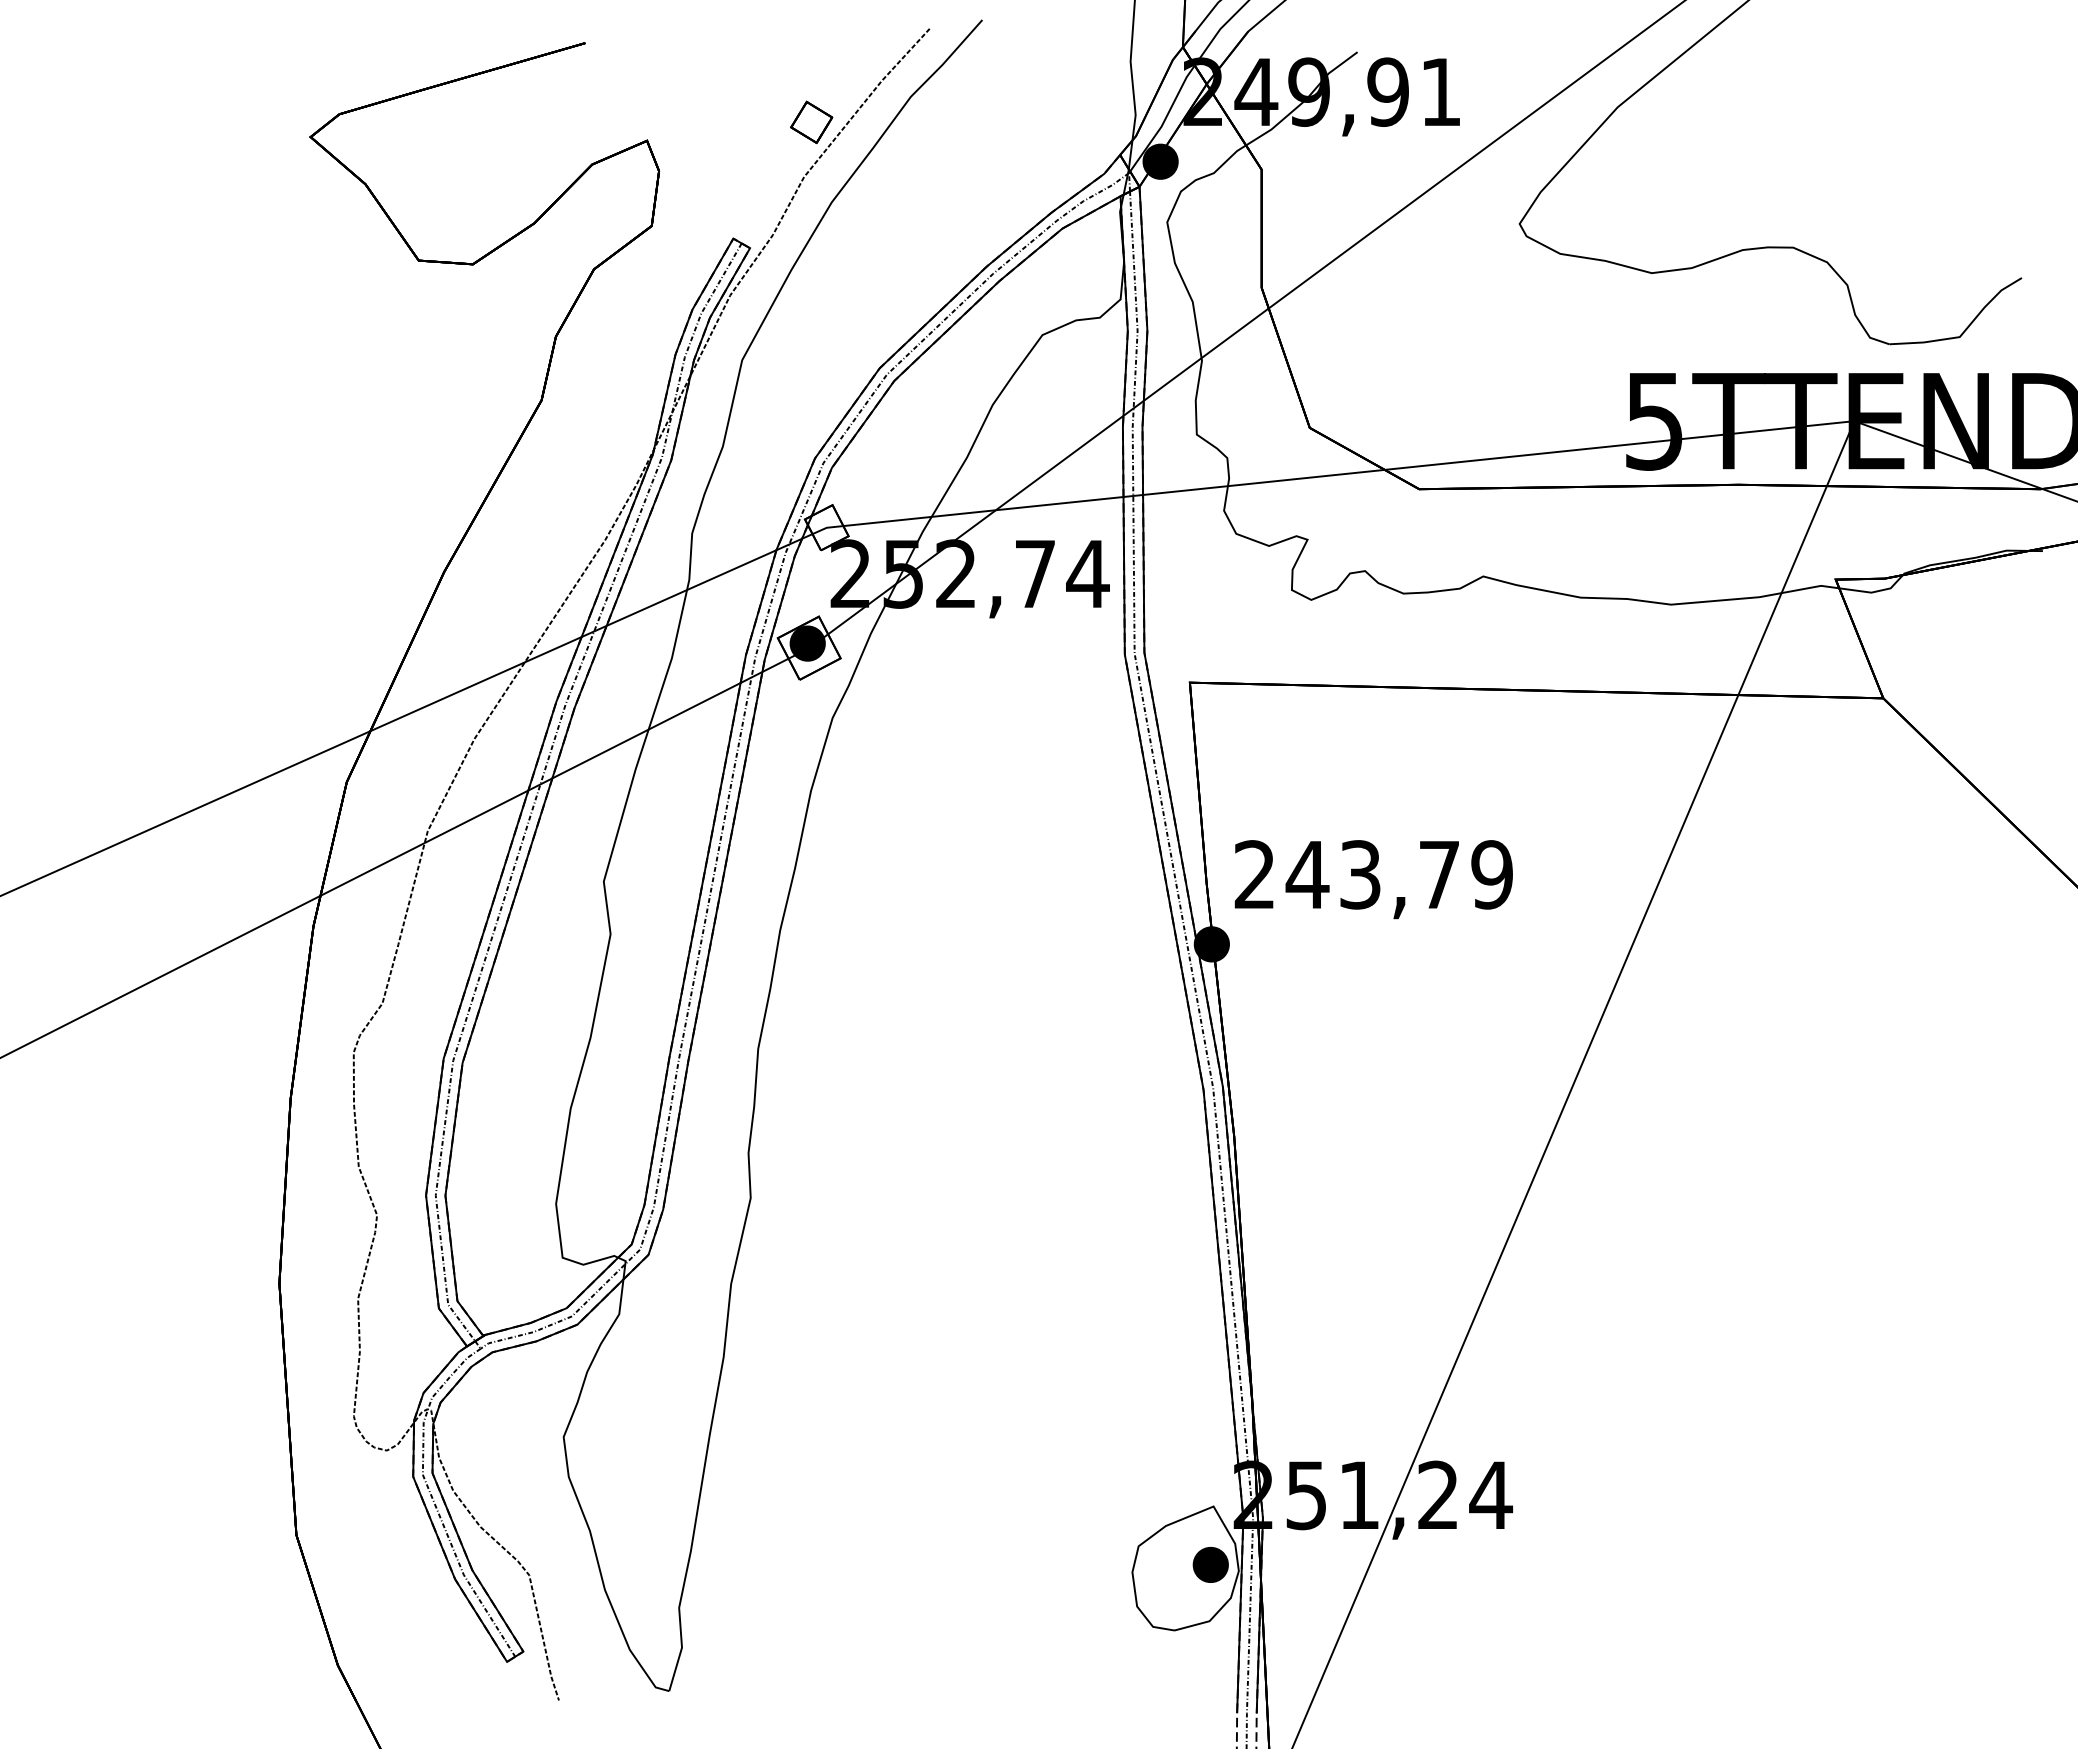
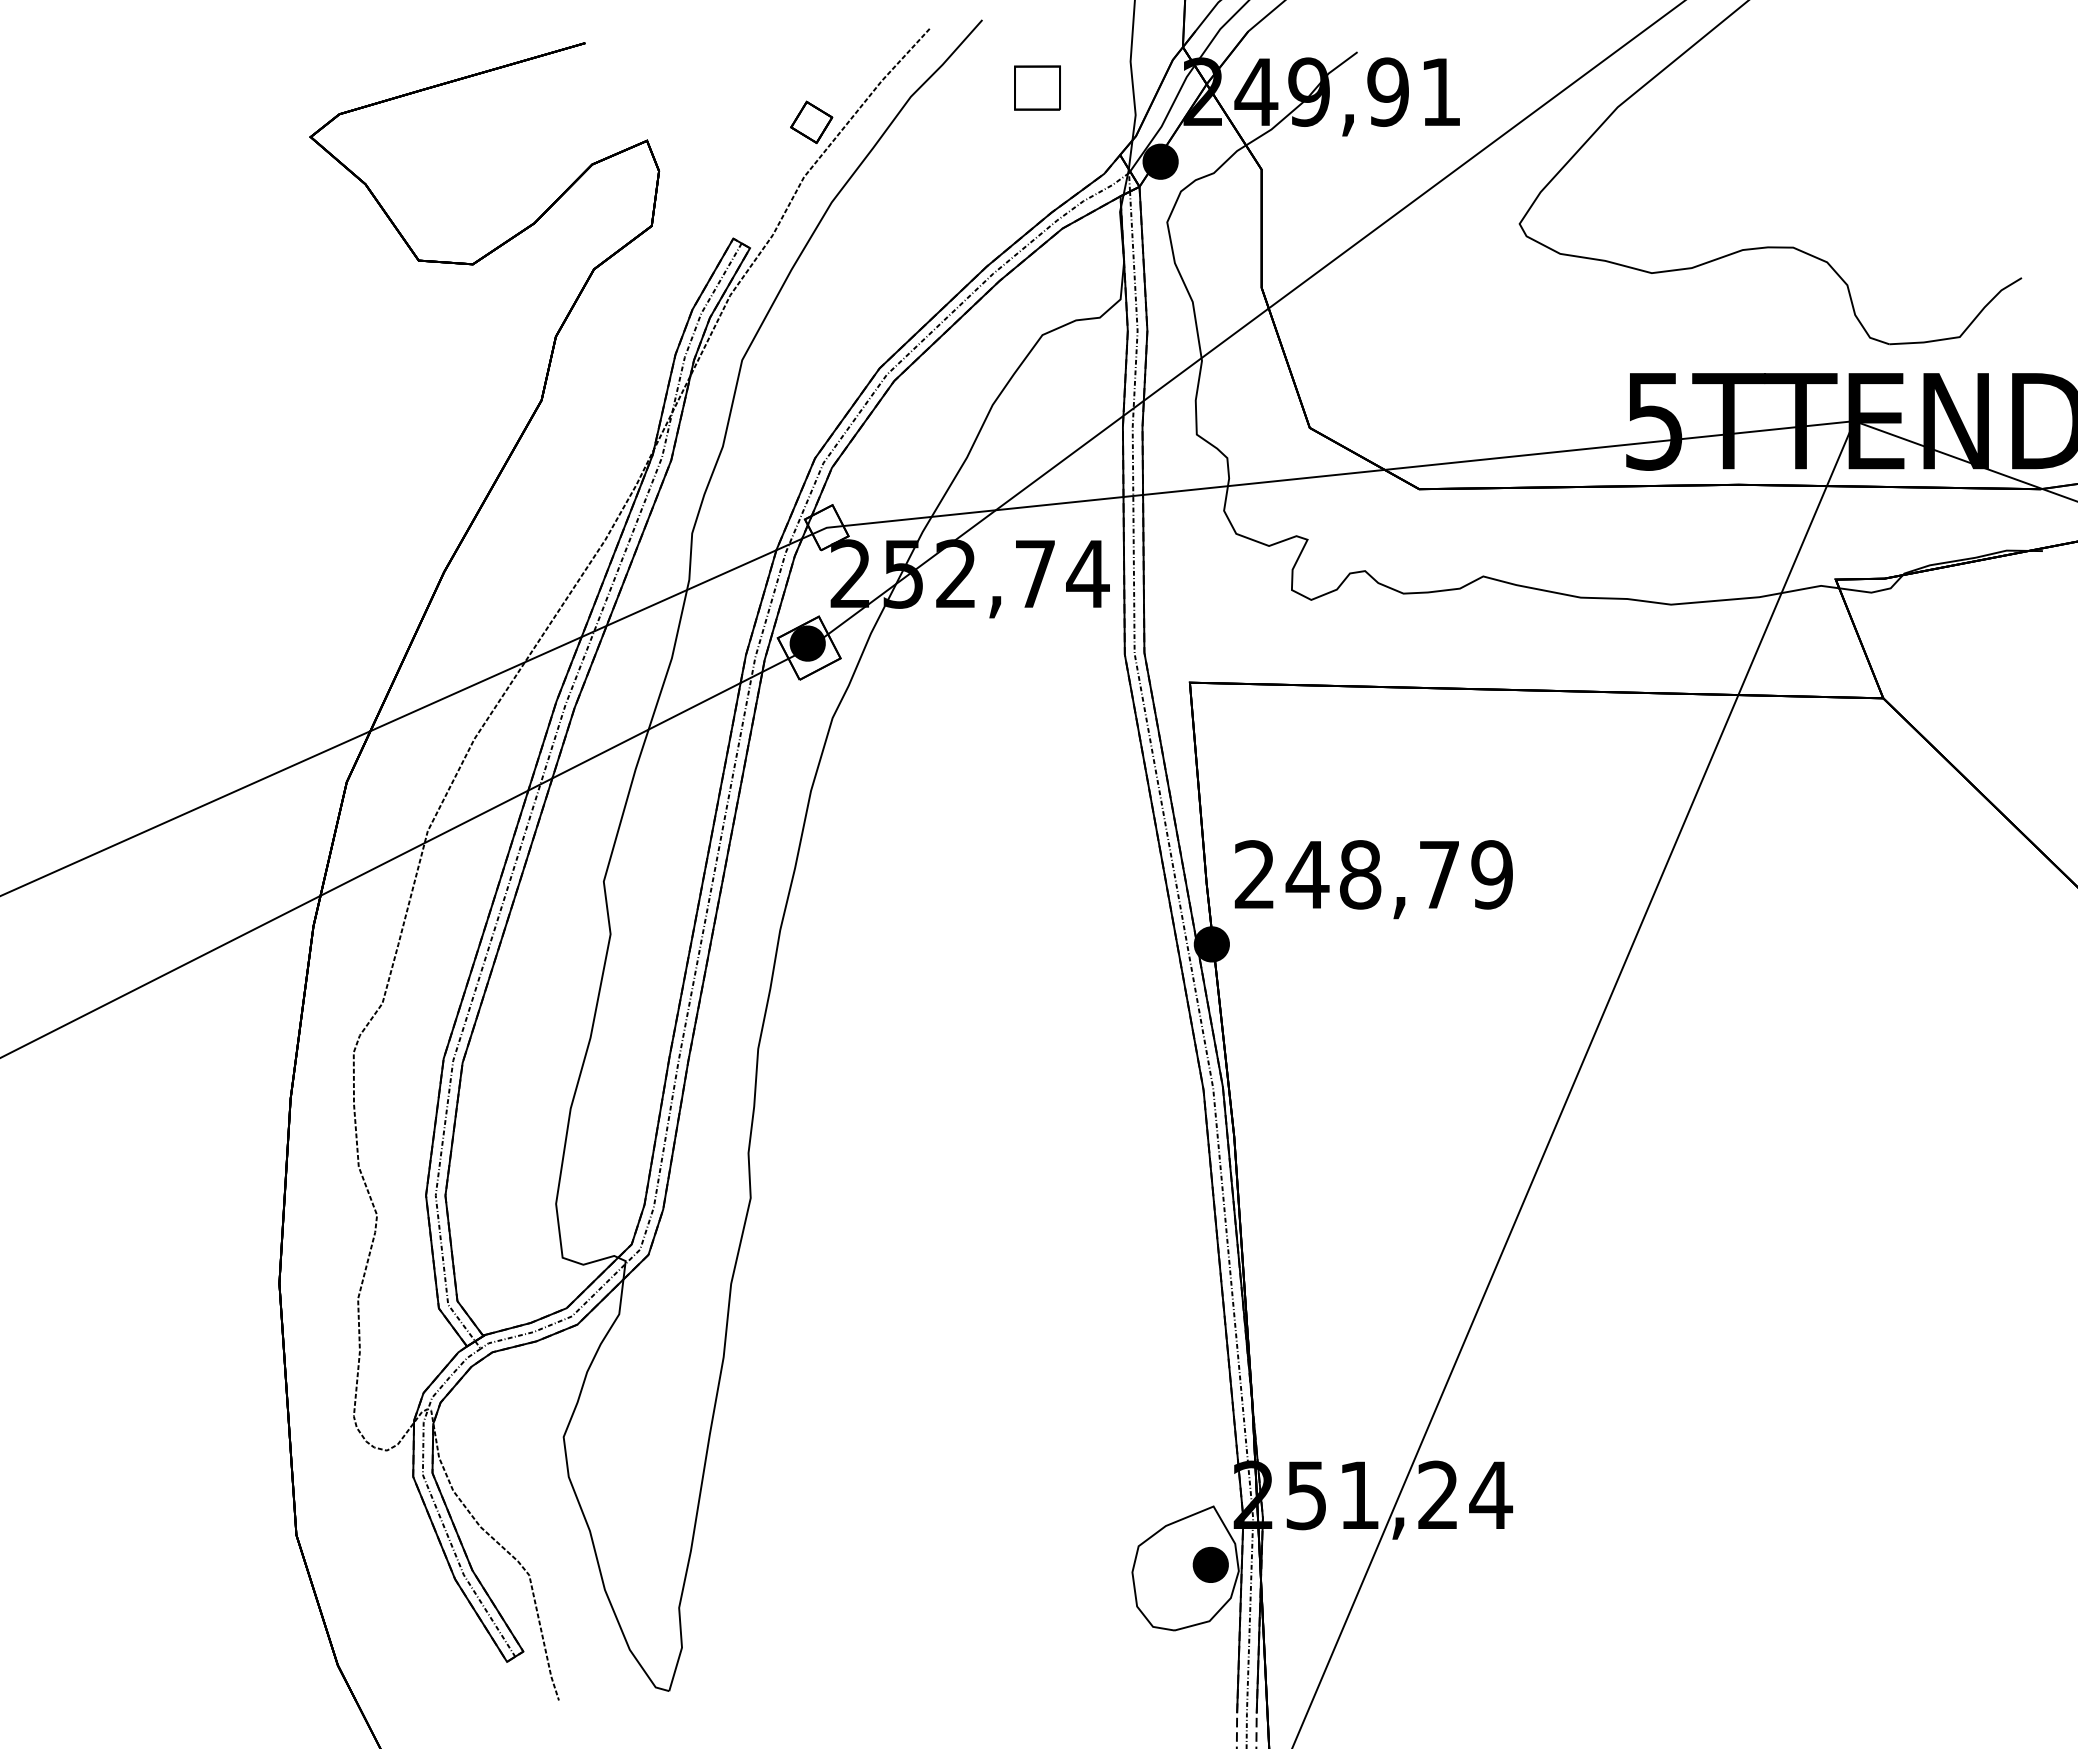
part: none -> present (1037, 87)
text: 243,79 -> 248,79 (1360, 874)
